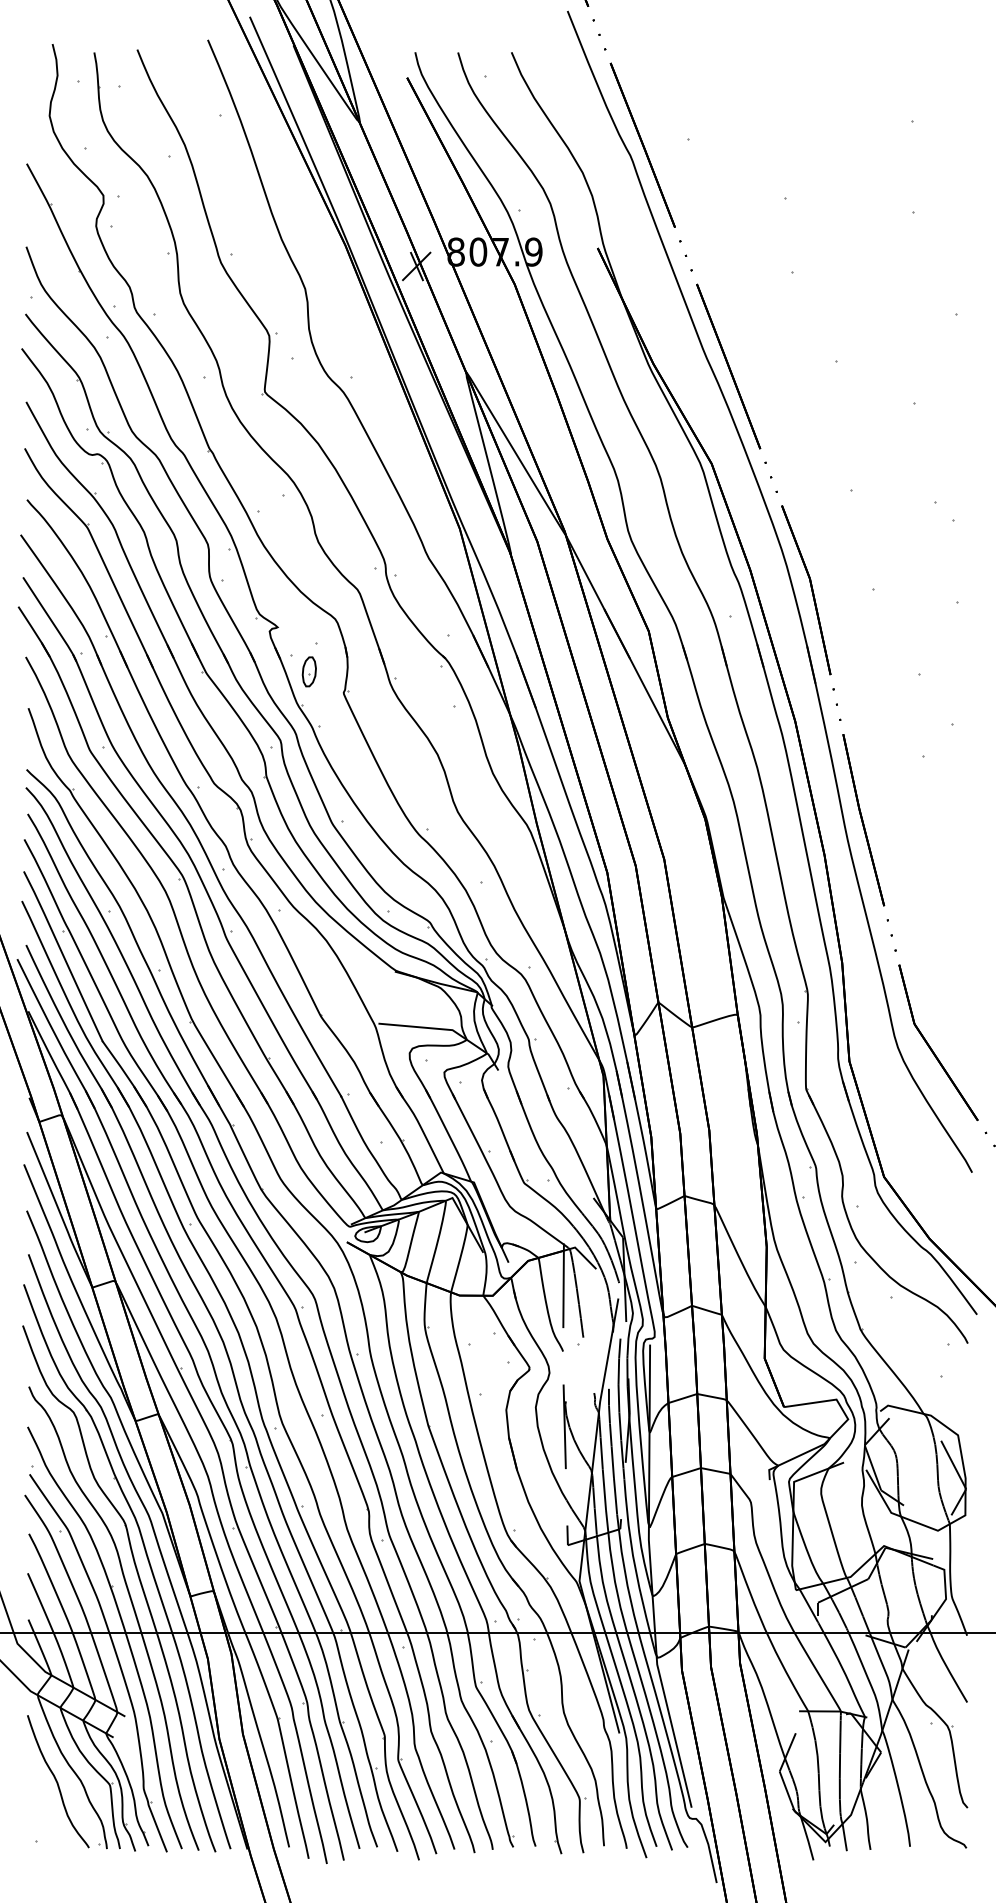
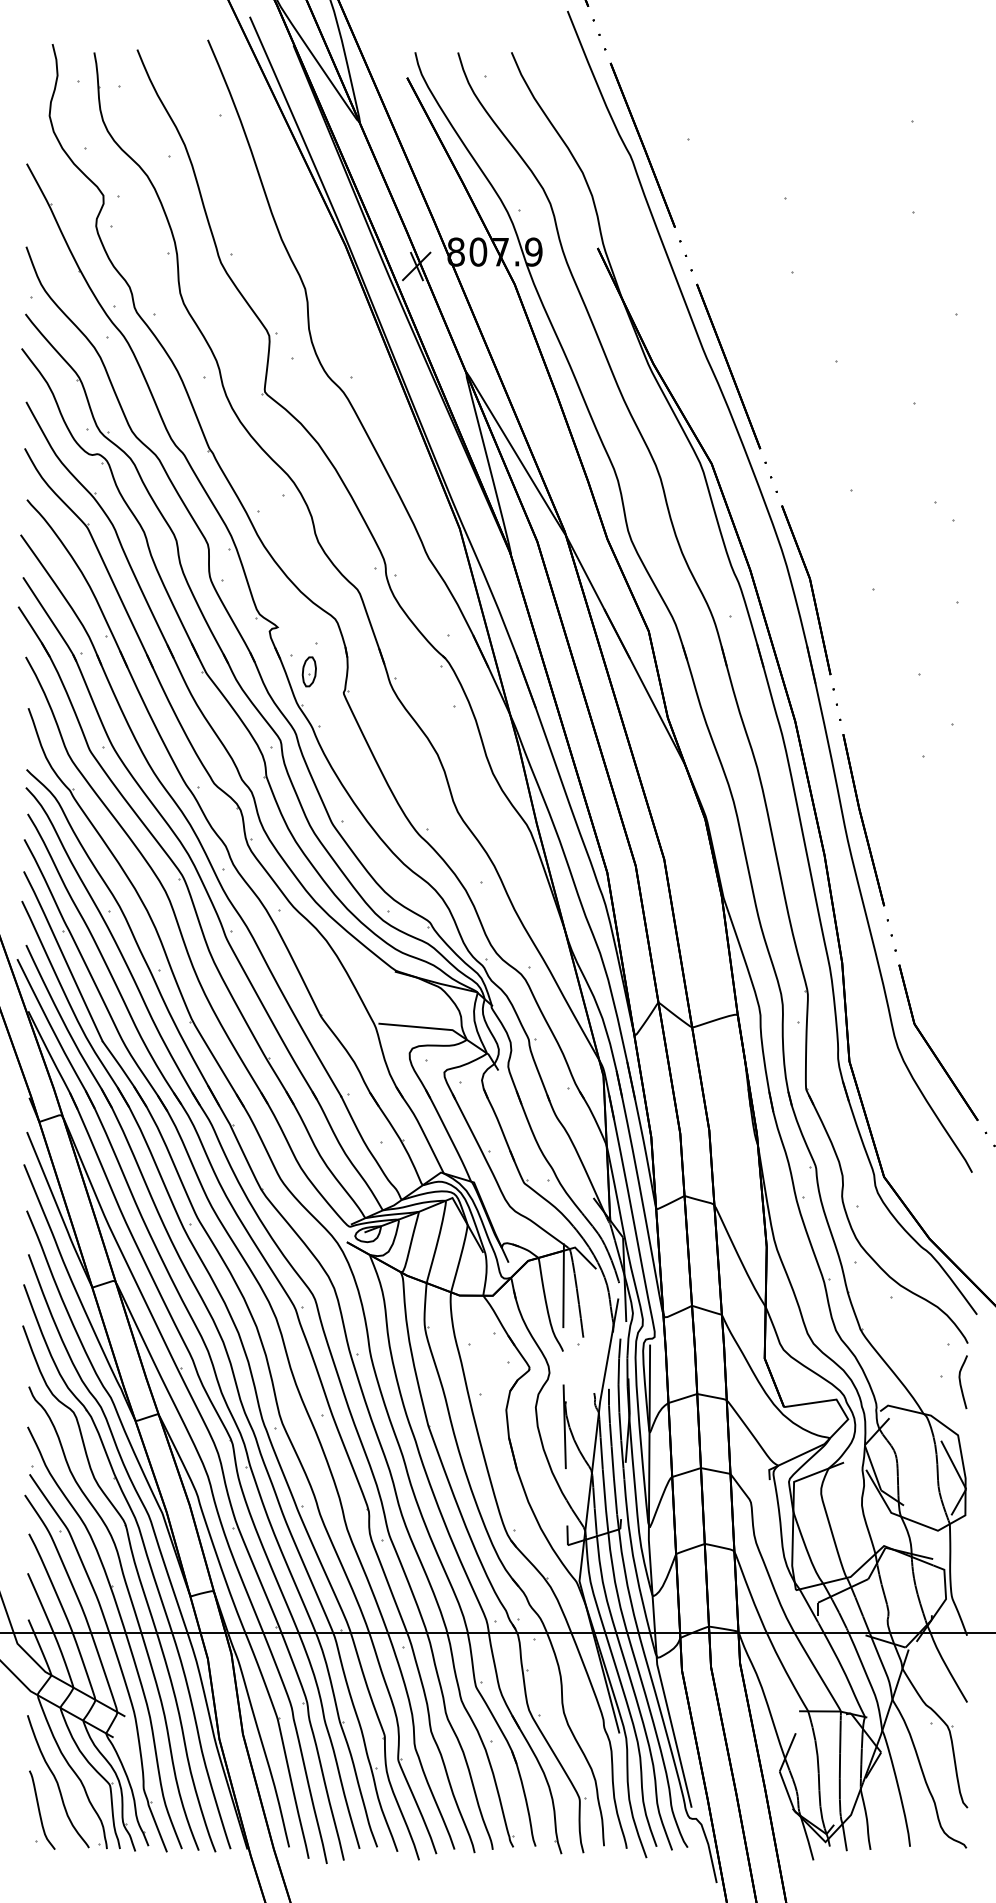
curve: none -> present (961, 1382)
curve: none -> present (40, 1810)
